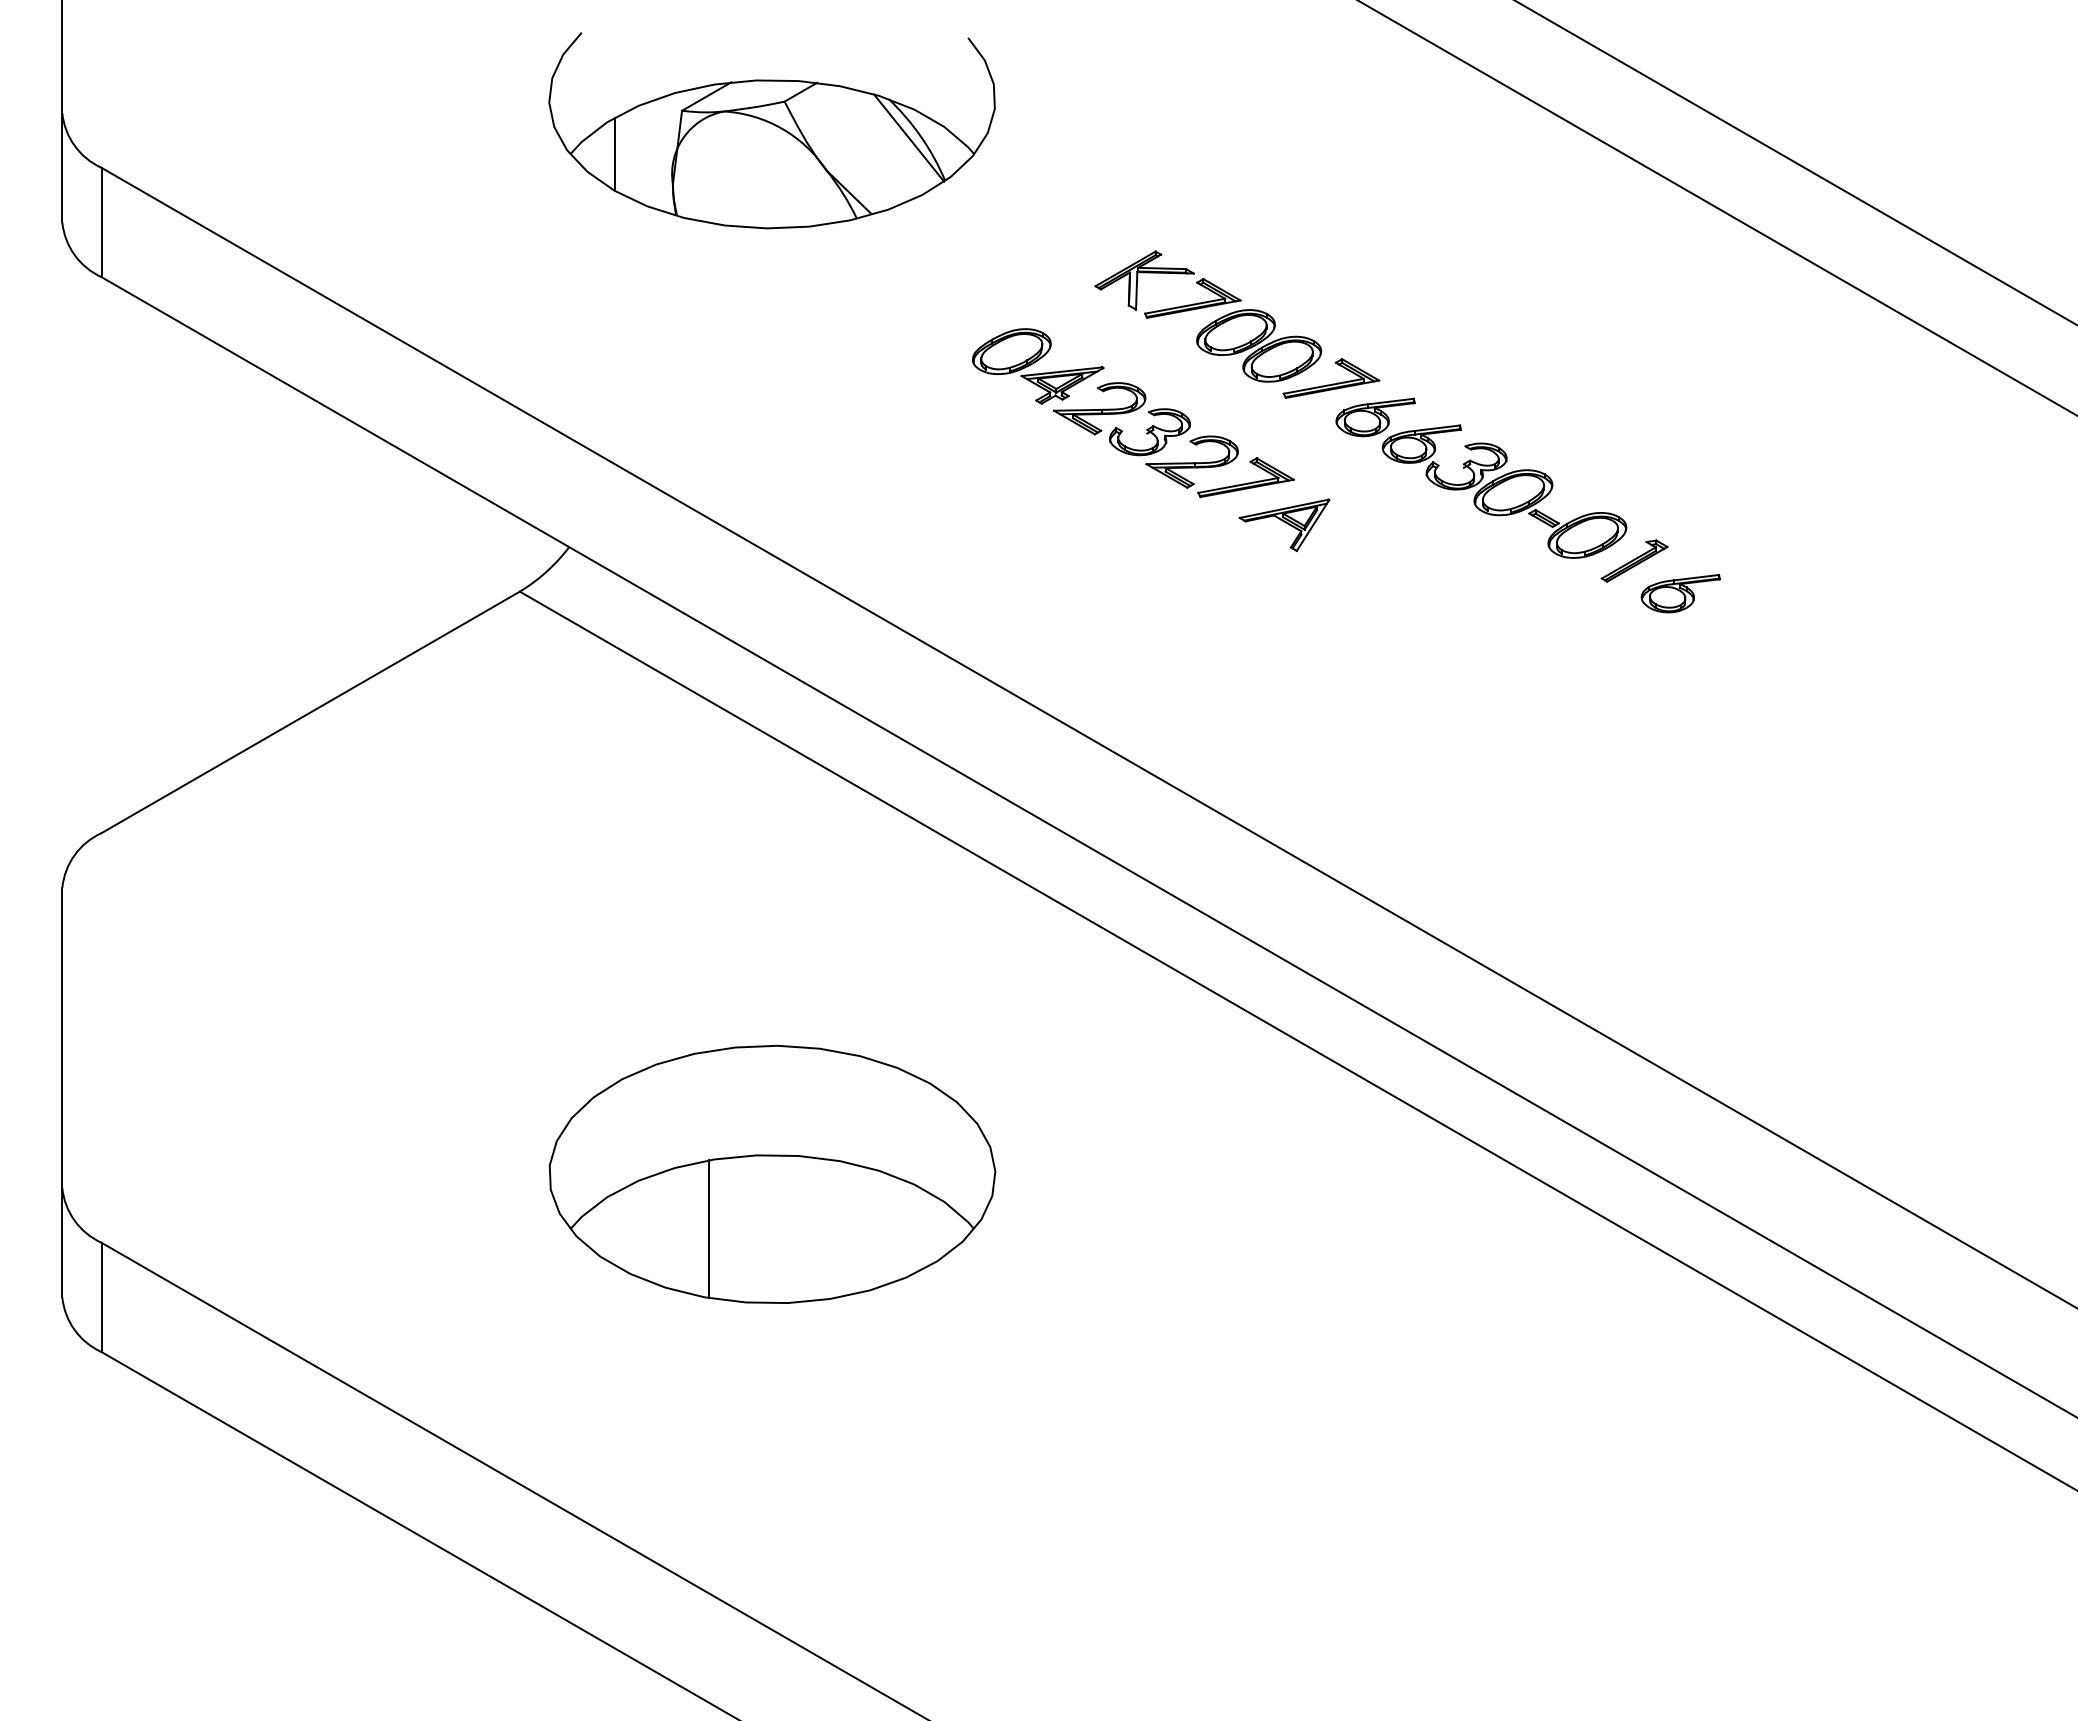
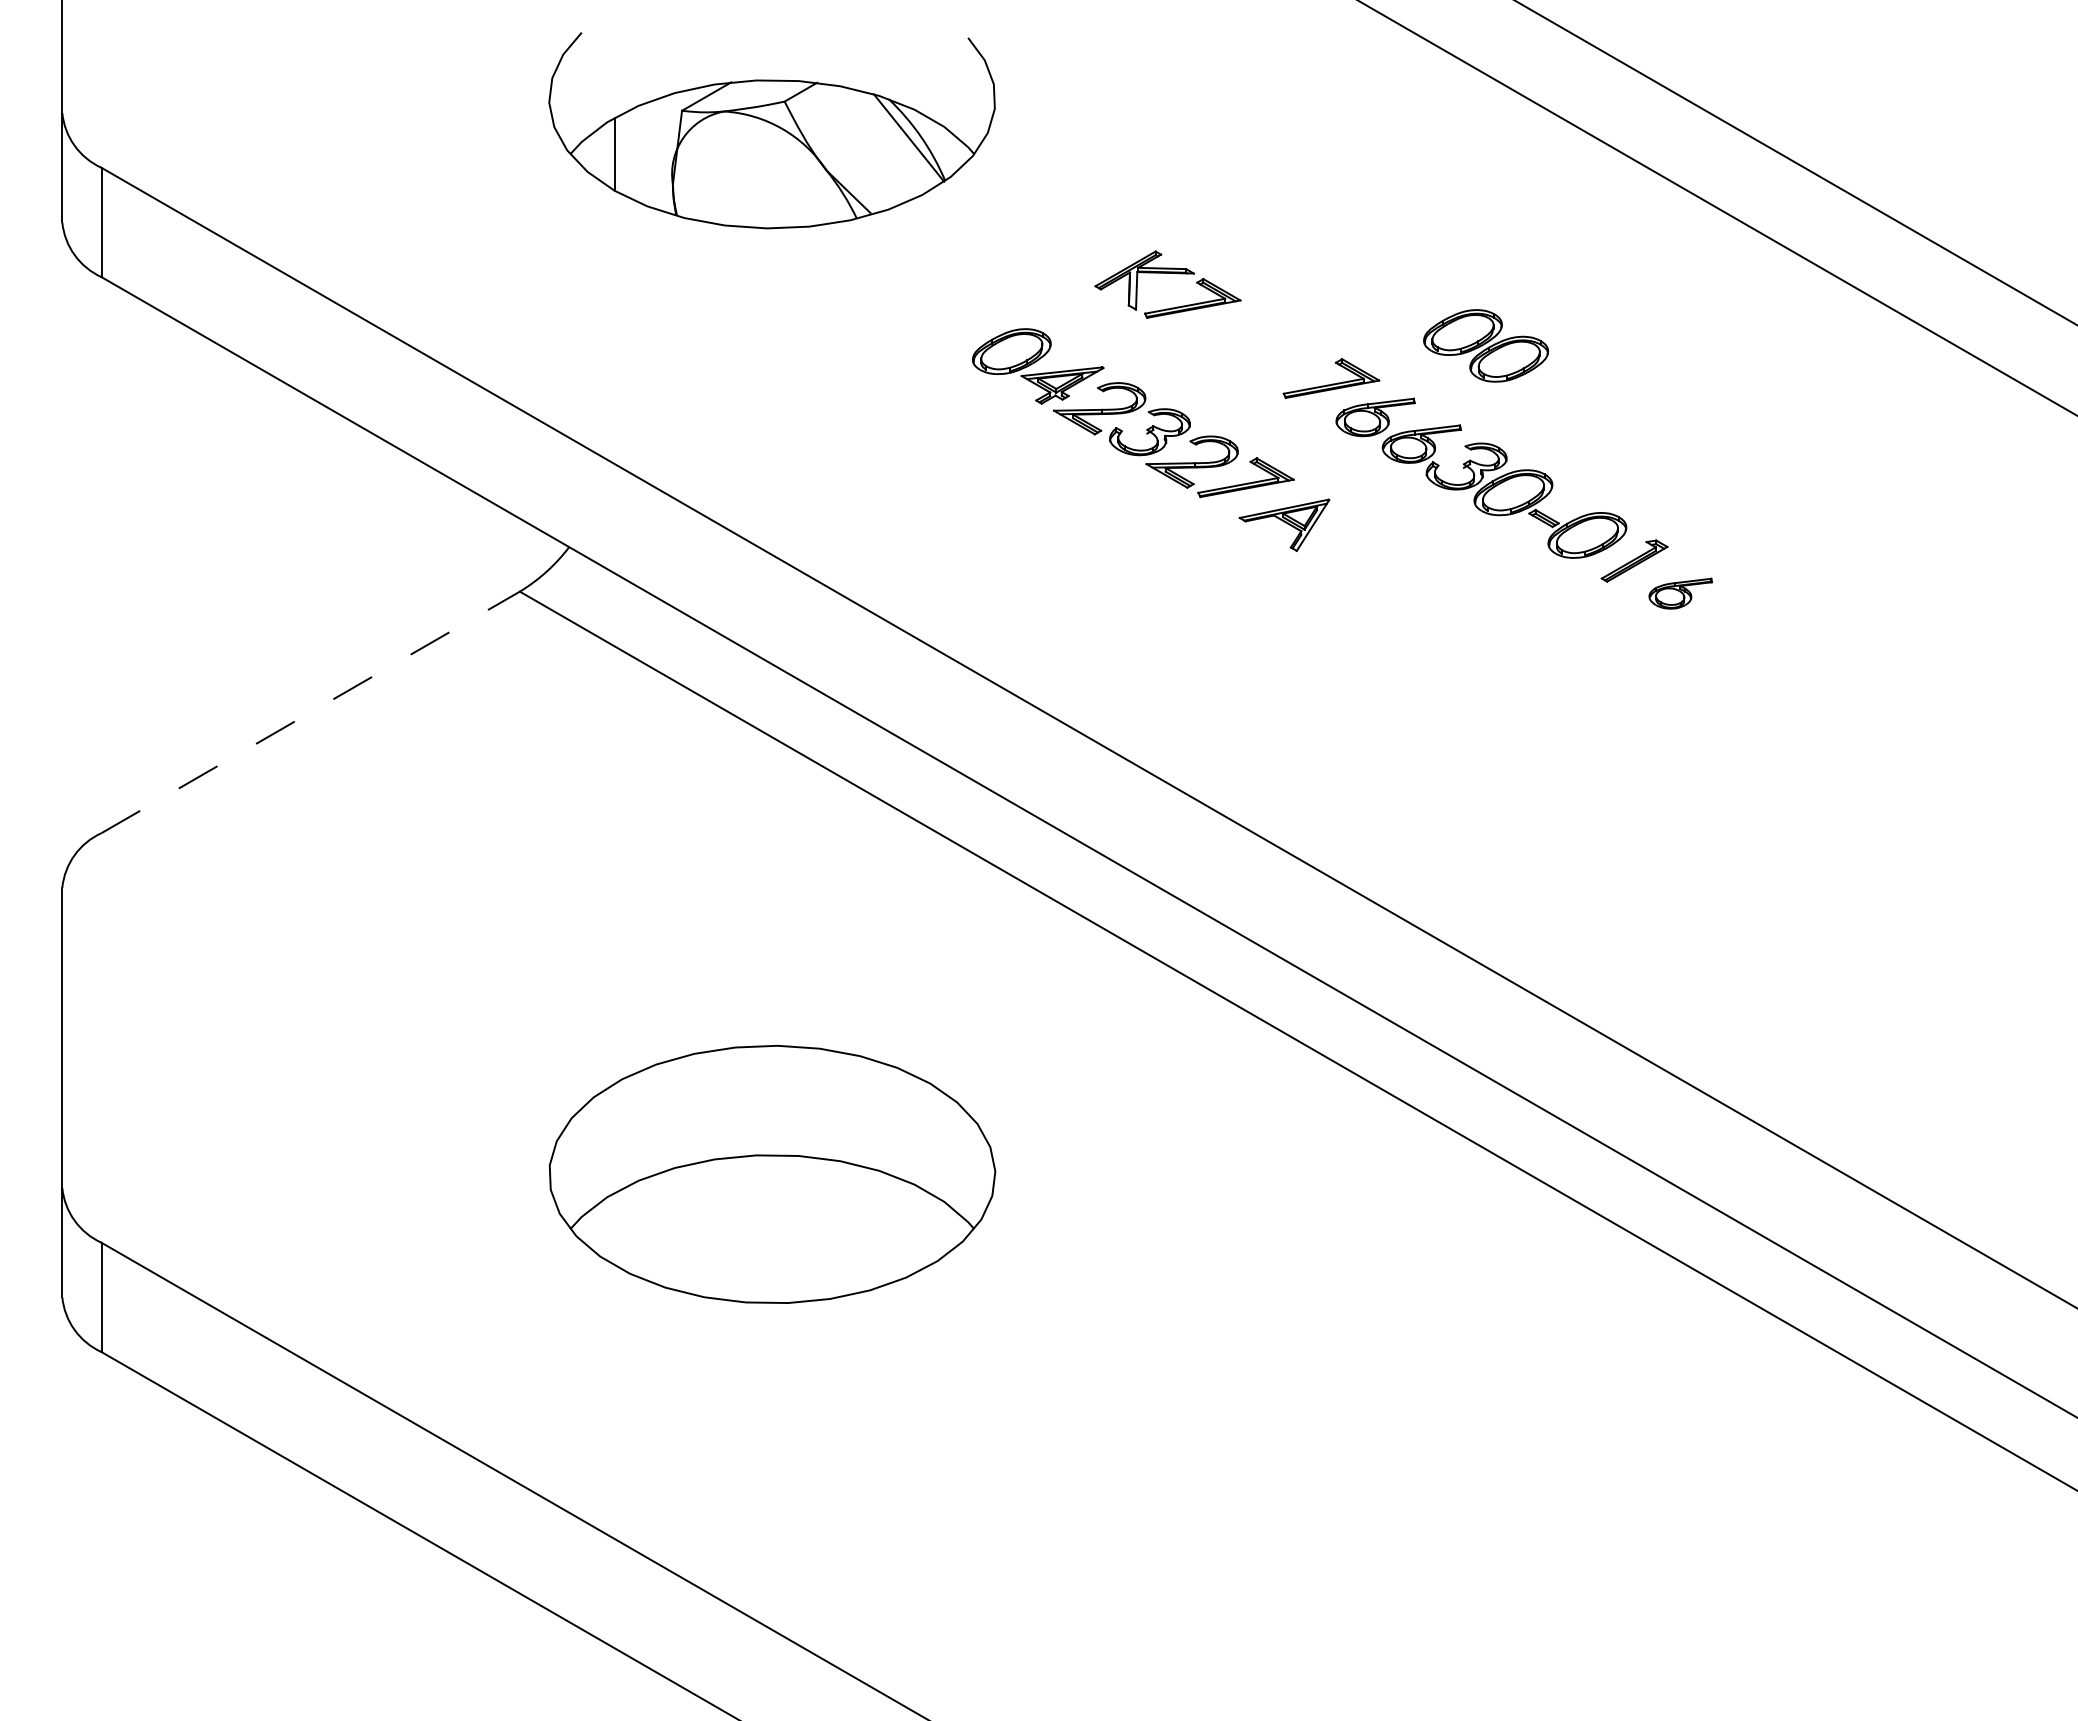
part position: (1259, 345) -> (1486, 345) (1486, 345)
part size: 81x40 px -> 66x33 px (1680, 593)
line: solid -> dashed (310, 712)
line: present -> none (709, 1229)
